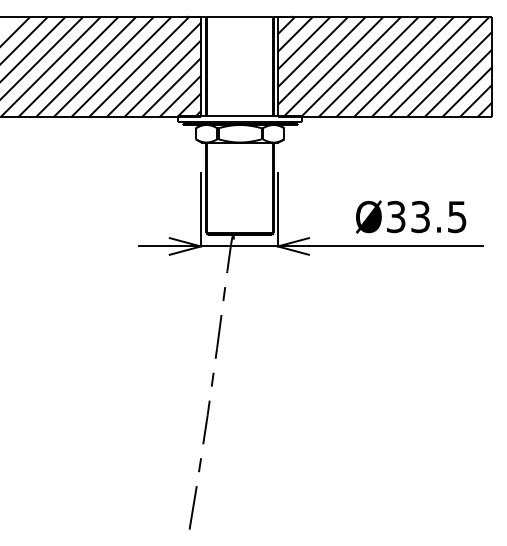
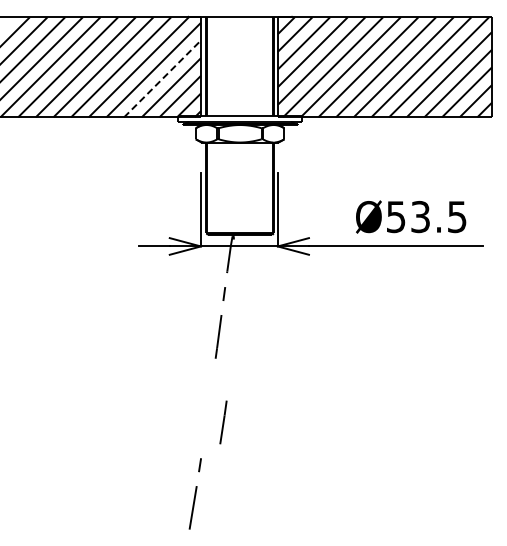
line: solid -> dashed (162, 78)
text: Ø33.5 -> Ø53.5 (396, 216)
line: present -> none (212, 379)
line position: (206, 422) -> (223, 422) (223, 422)
